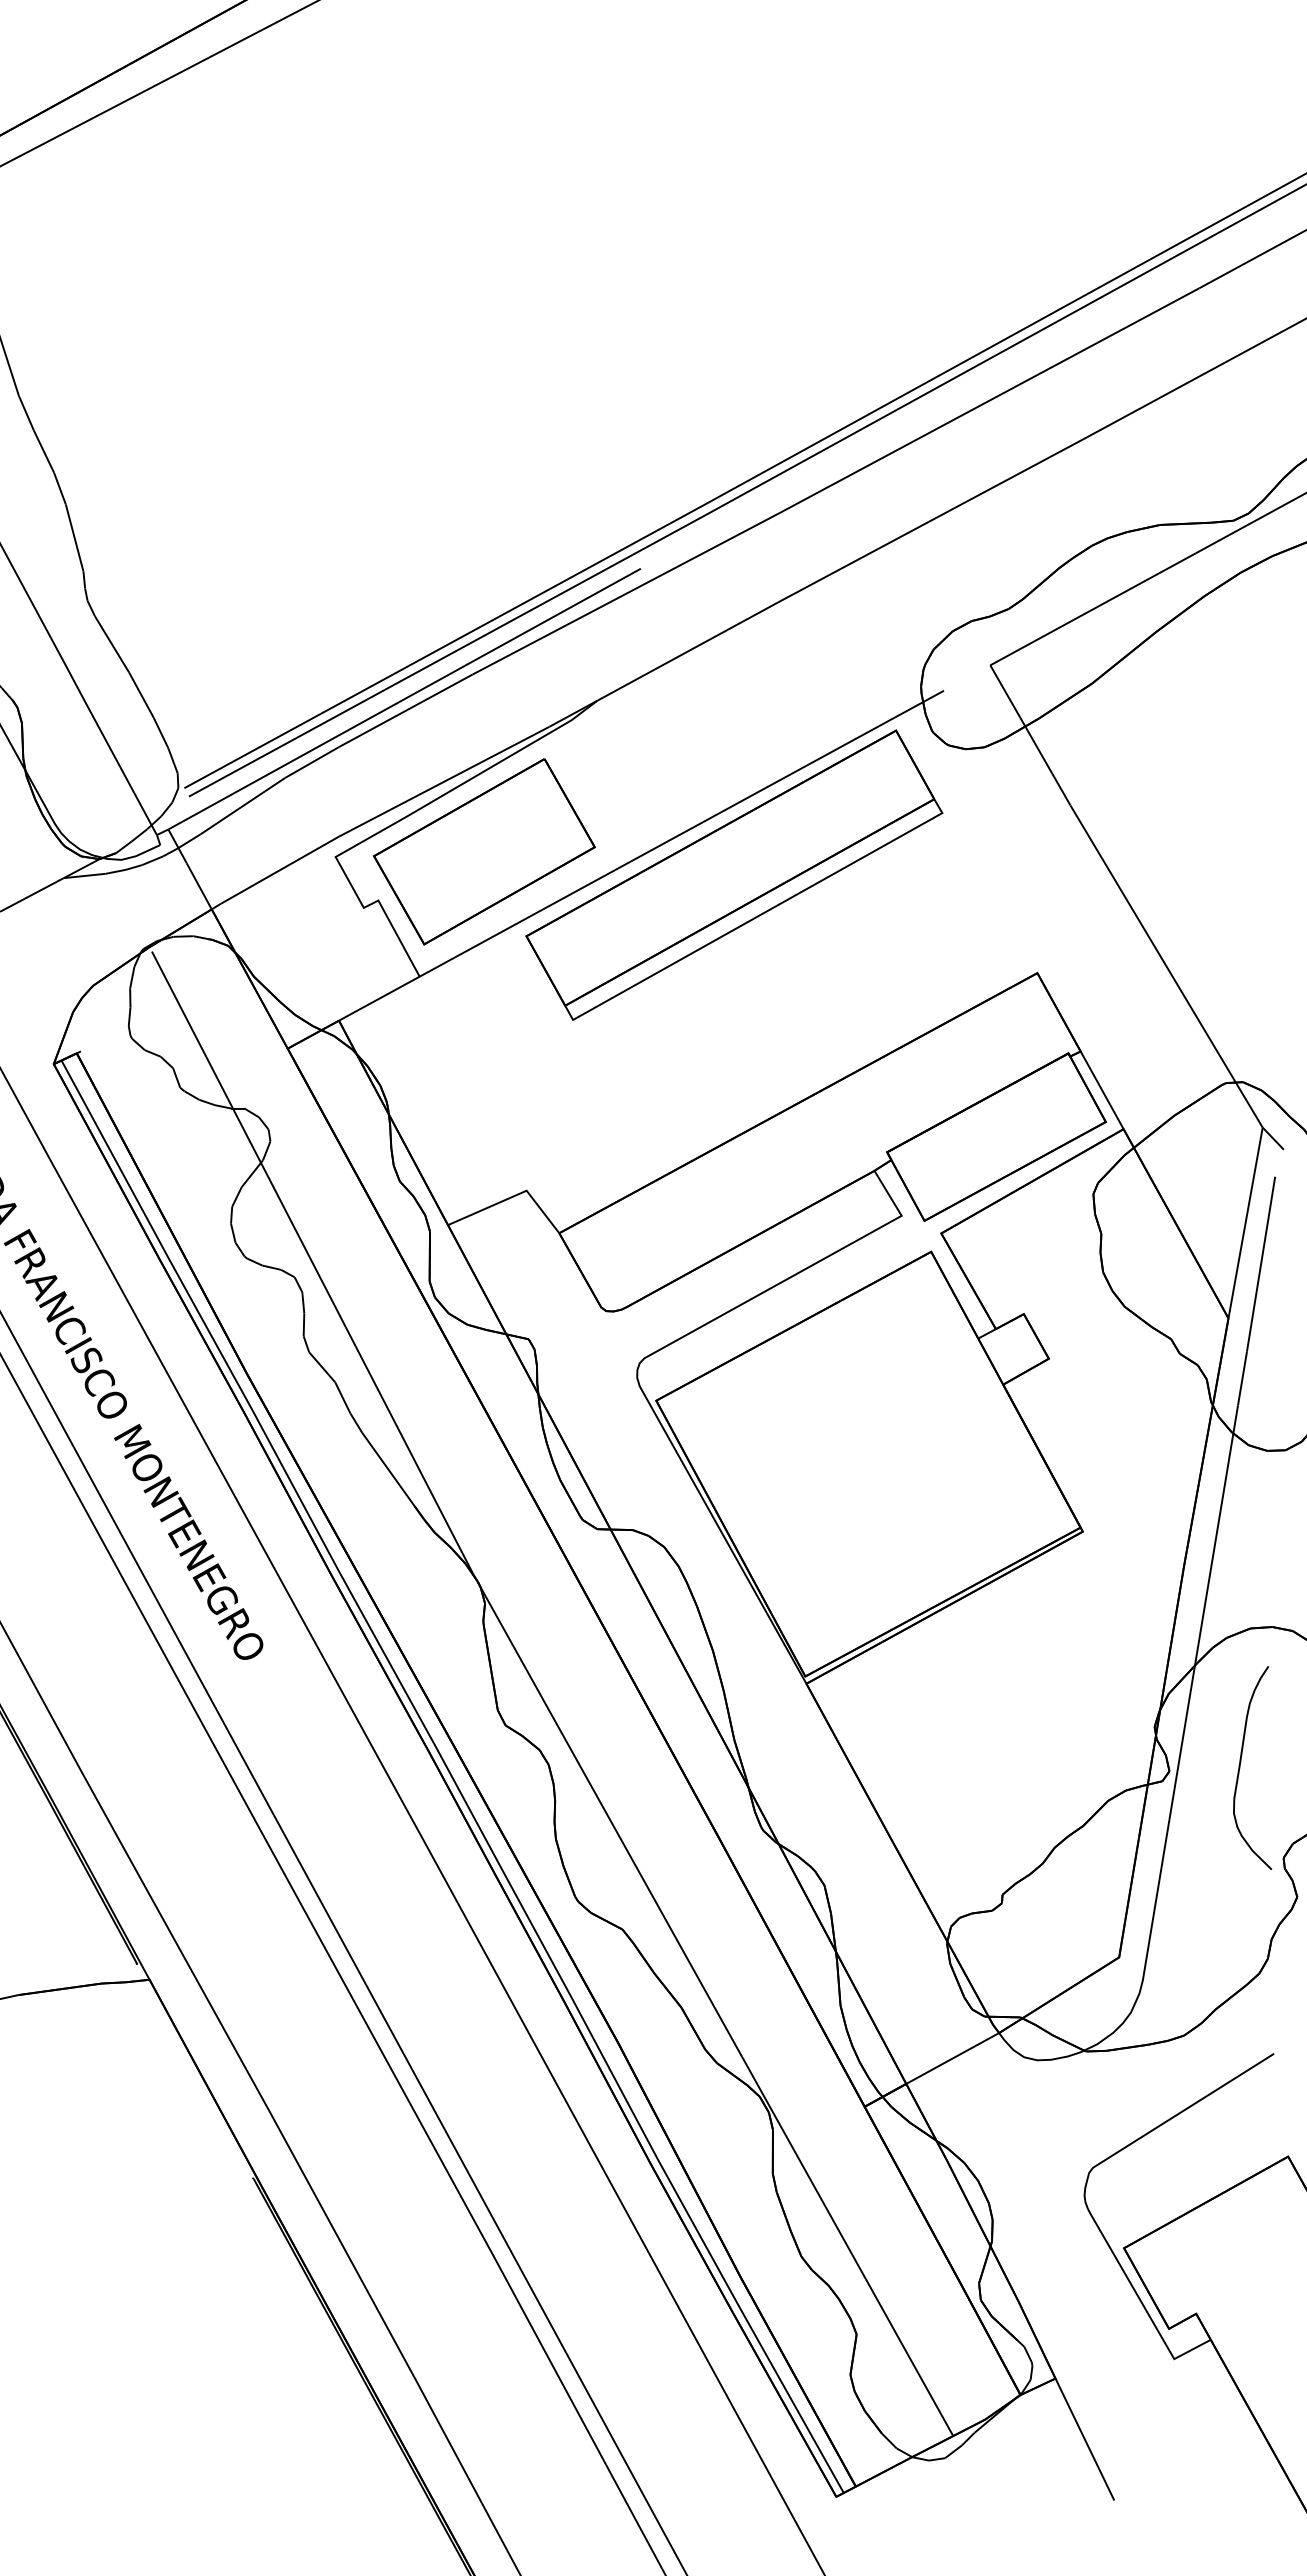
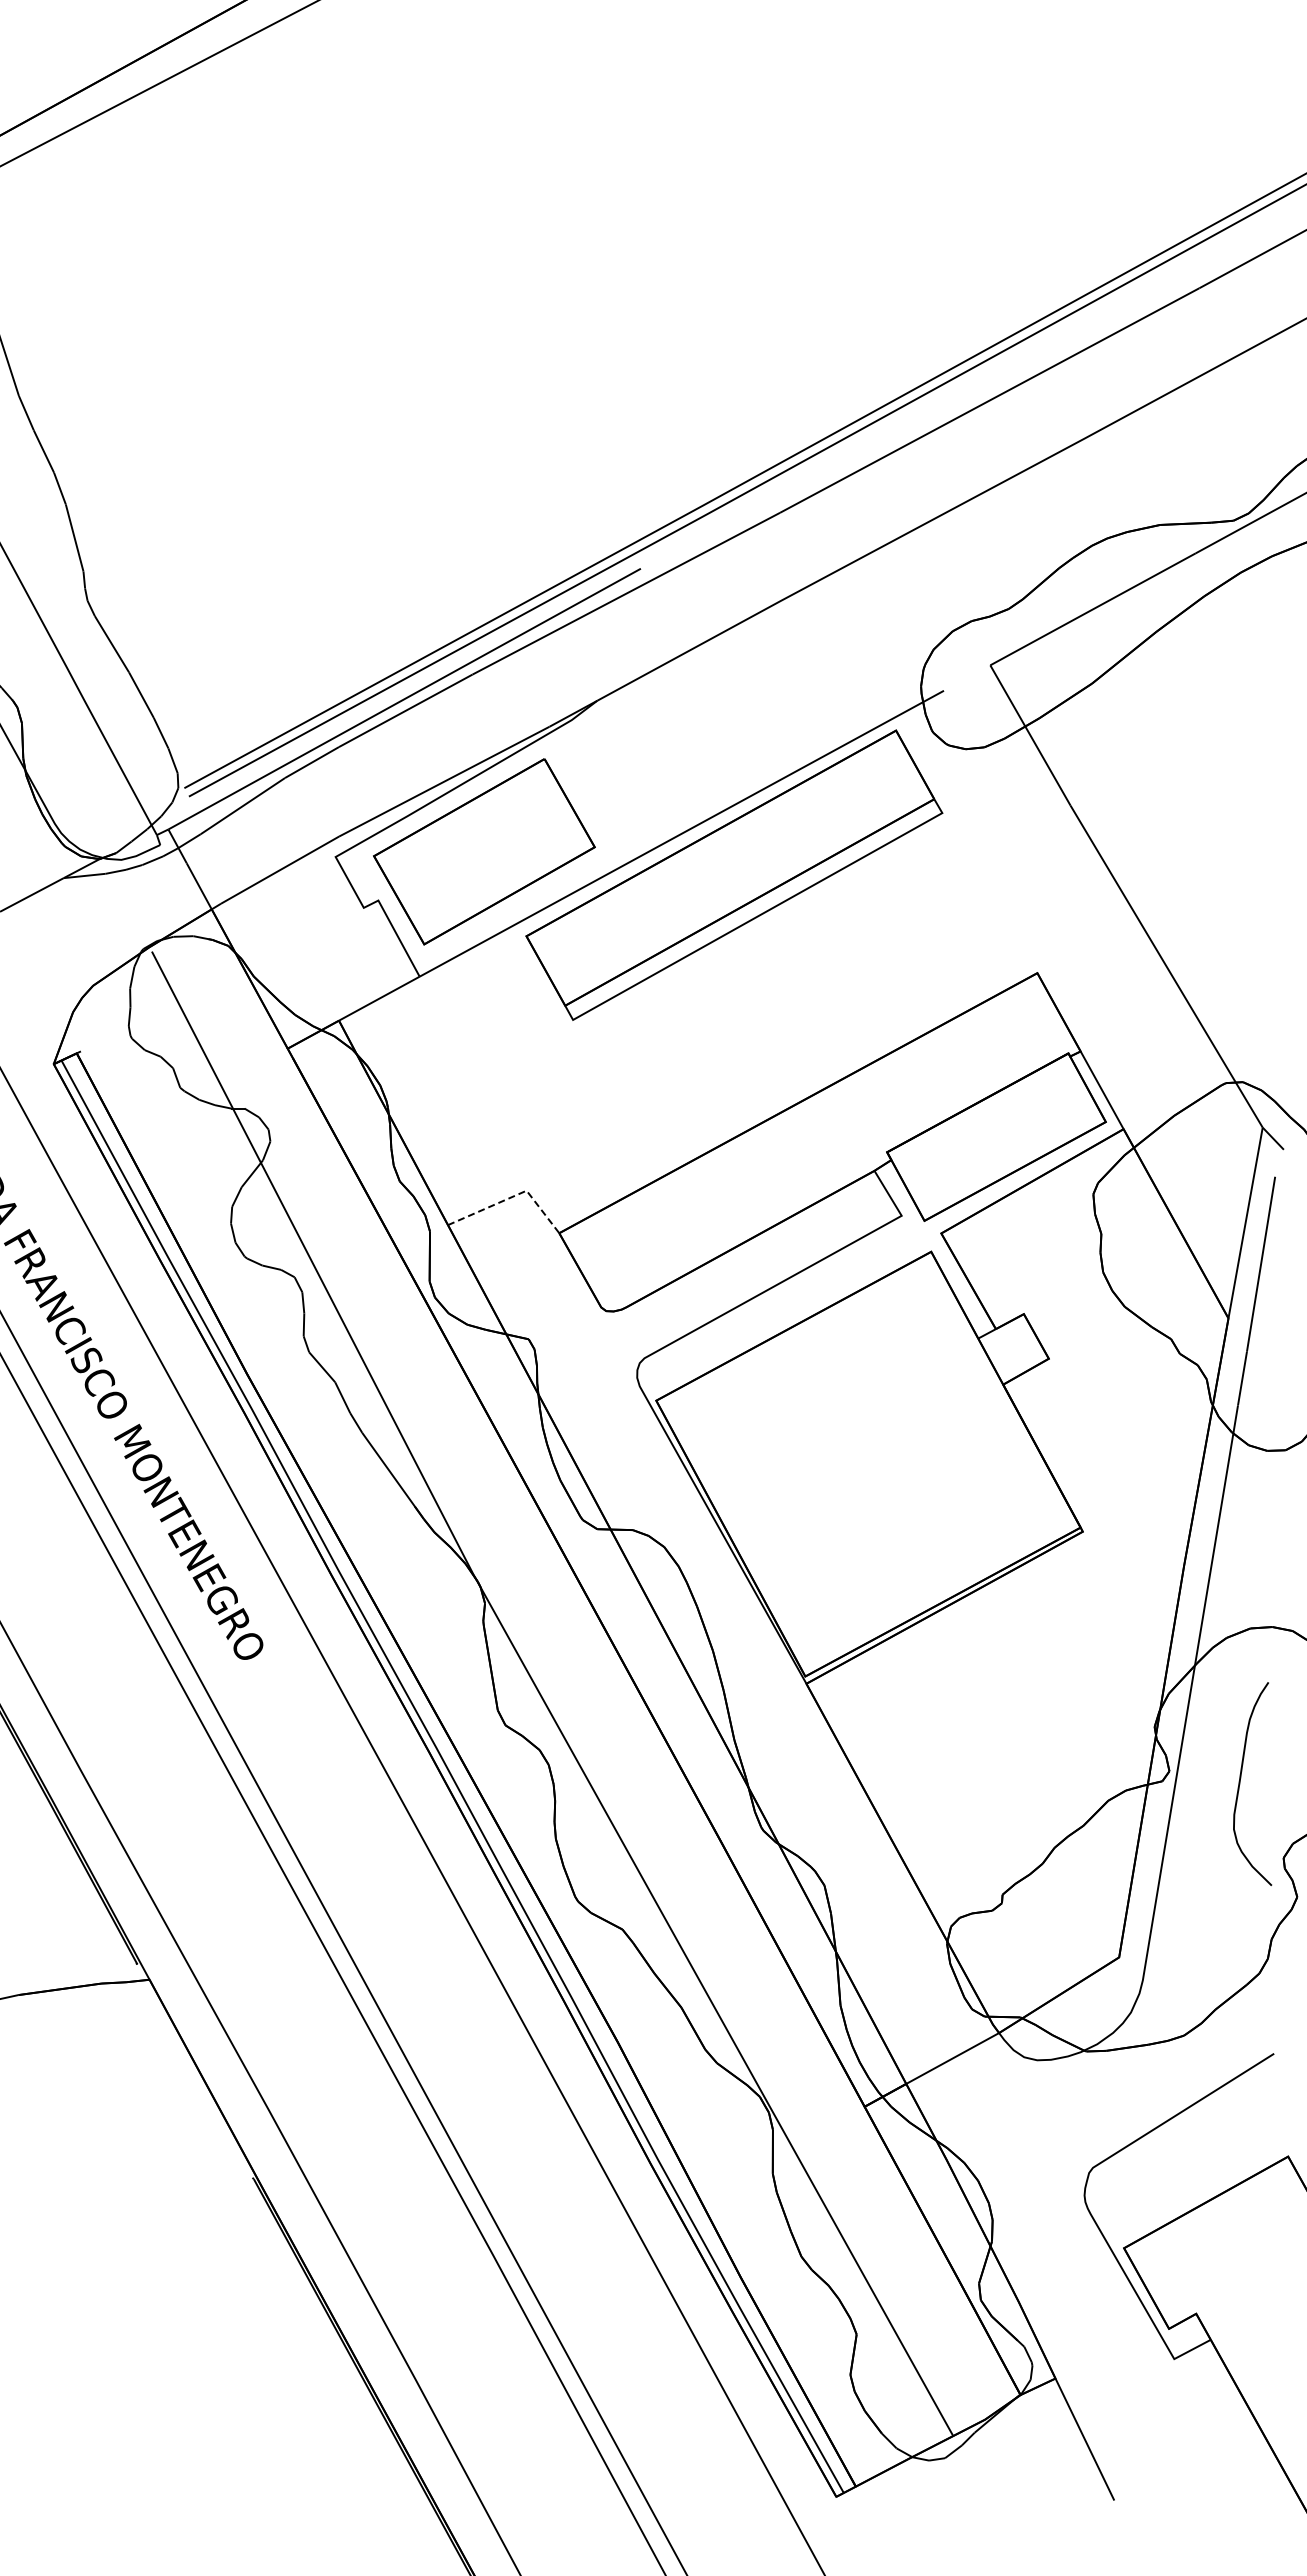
line: solid -> dashed (512, 1196)
curve position: (1240, 1767) -> (1240, 1783) (1240, 1783)
